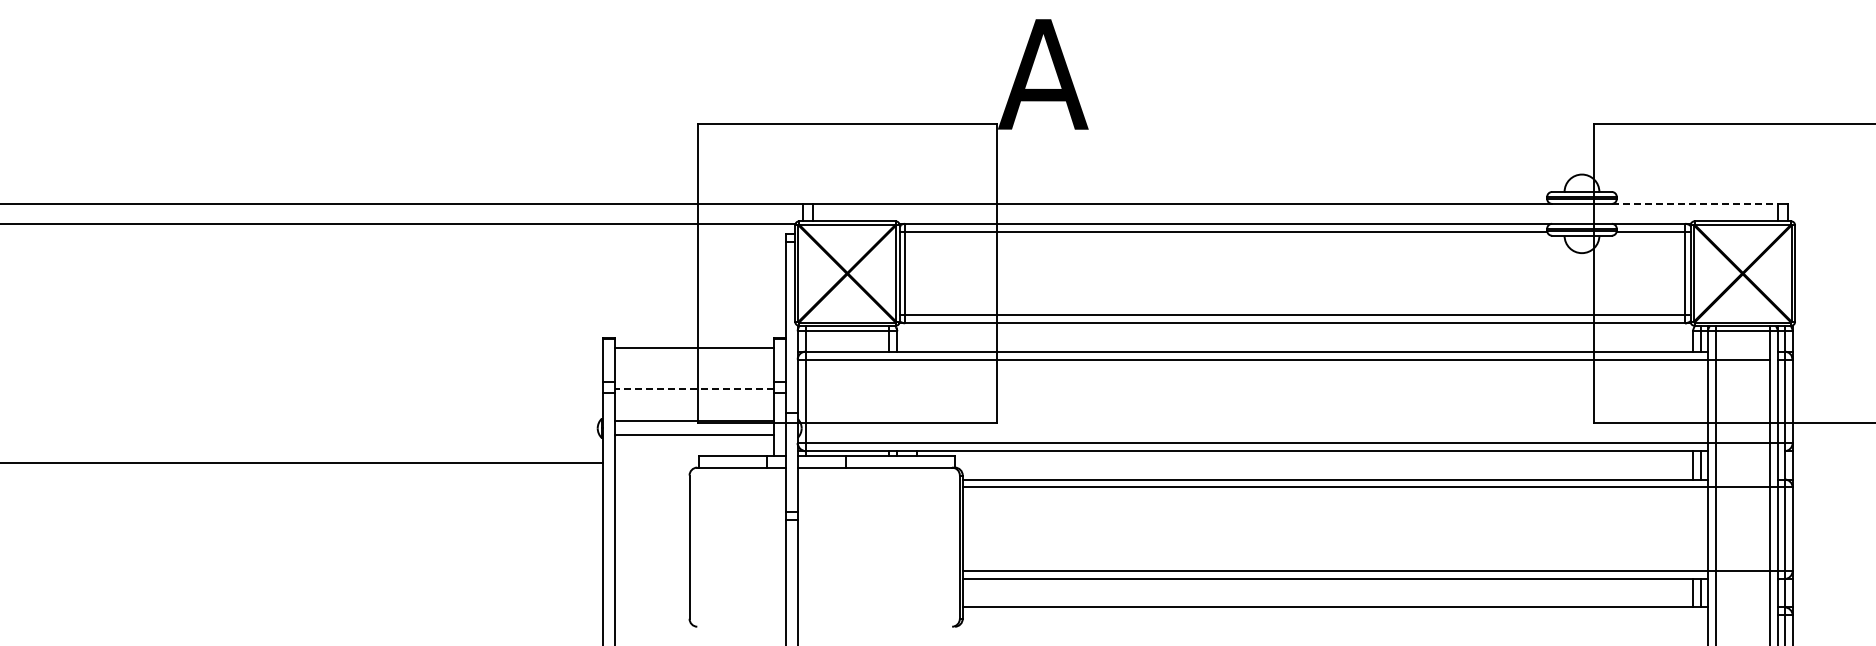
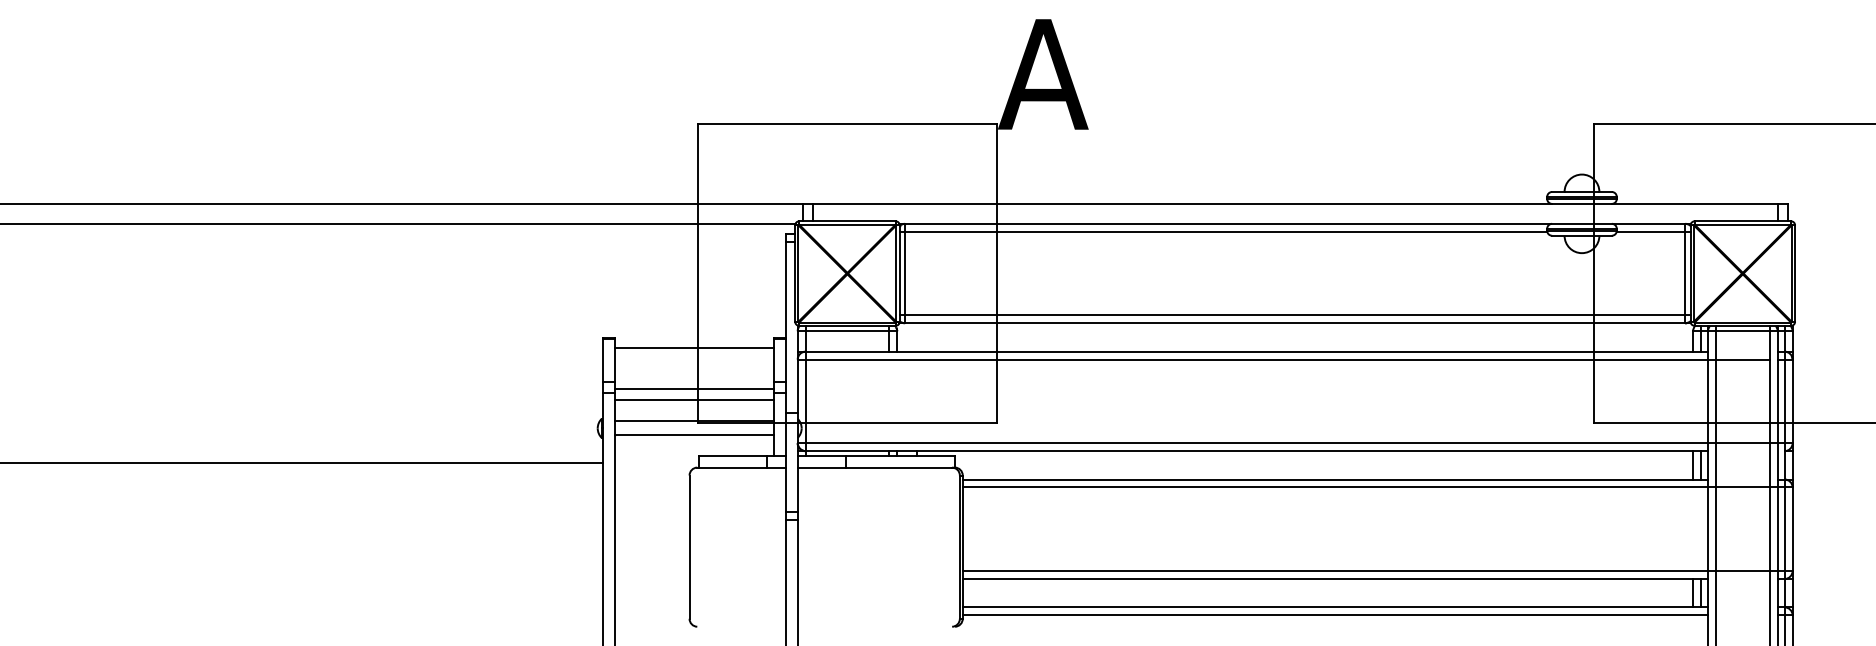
line: dashed -> solid (1694, 203)
line: dashed -> solid (694, 389)
line: none -> present (693, 399)
line: none -> present (1335, 615)
